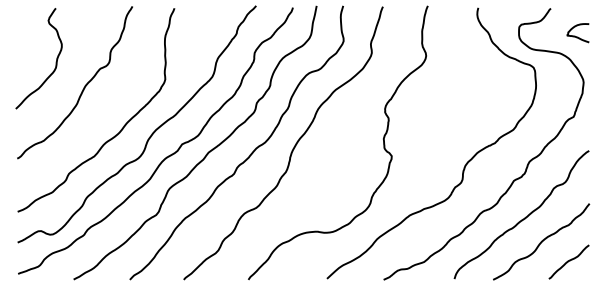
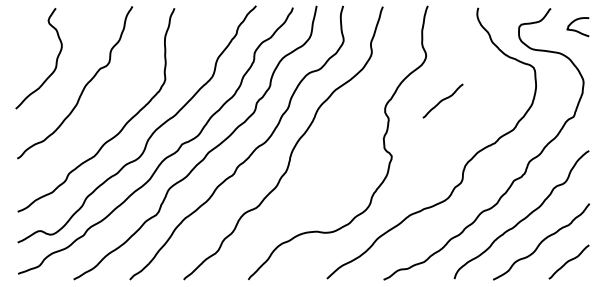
curve position: (575, 35) -> (575, 29) (575, 29)
curve: none -> present (442, 100)
